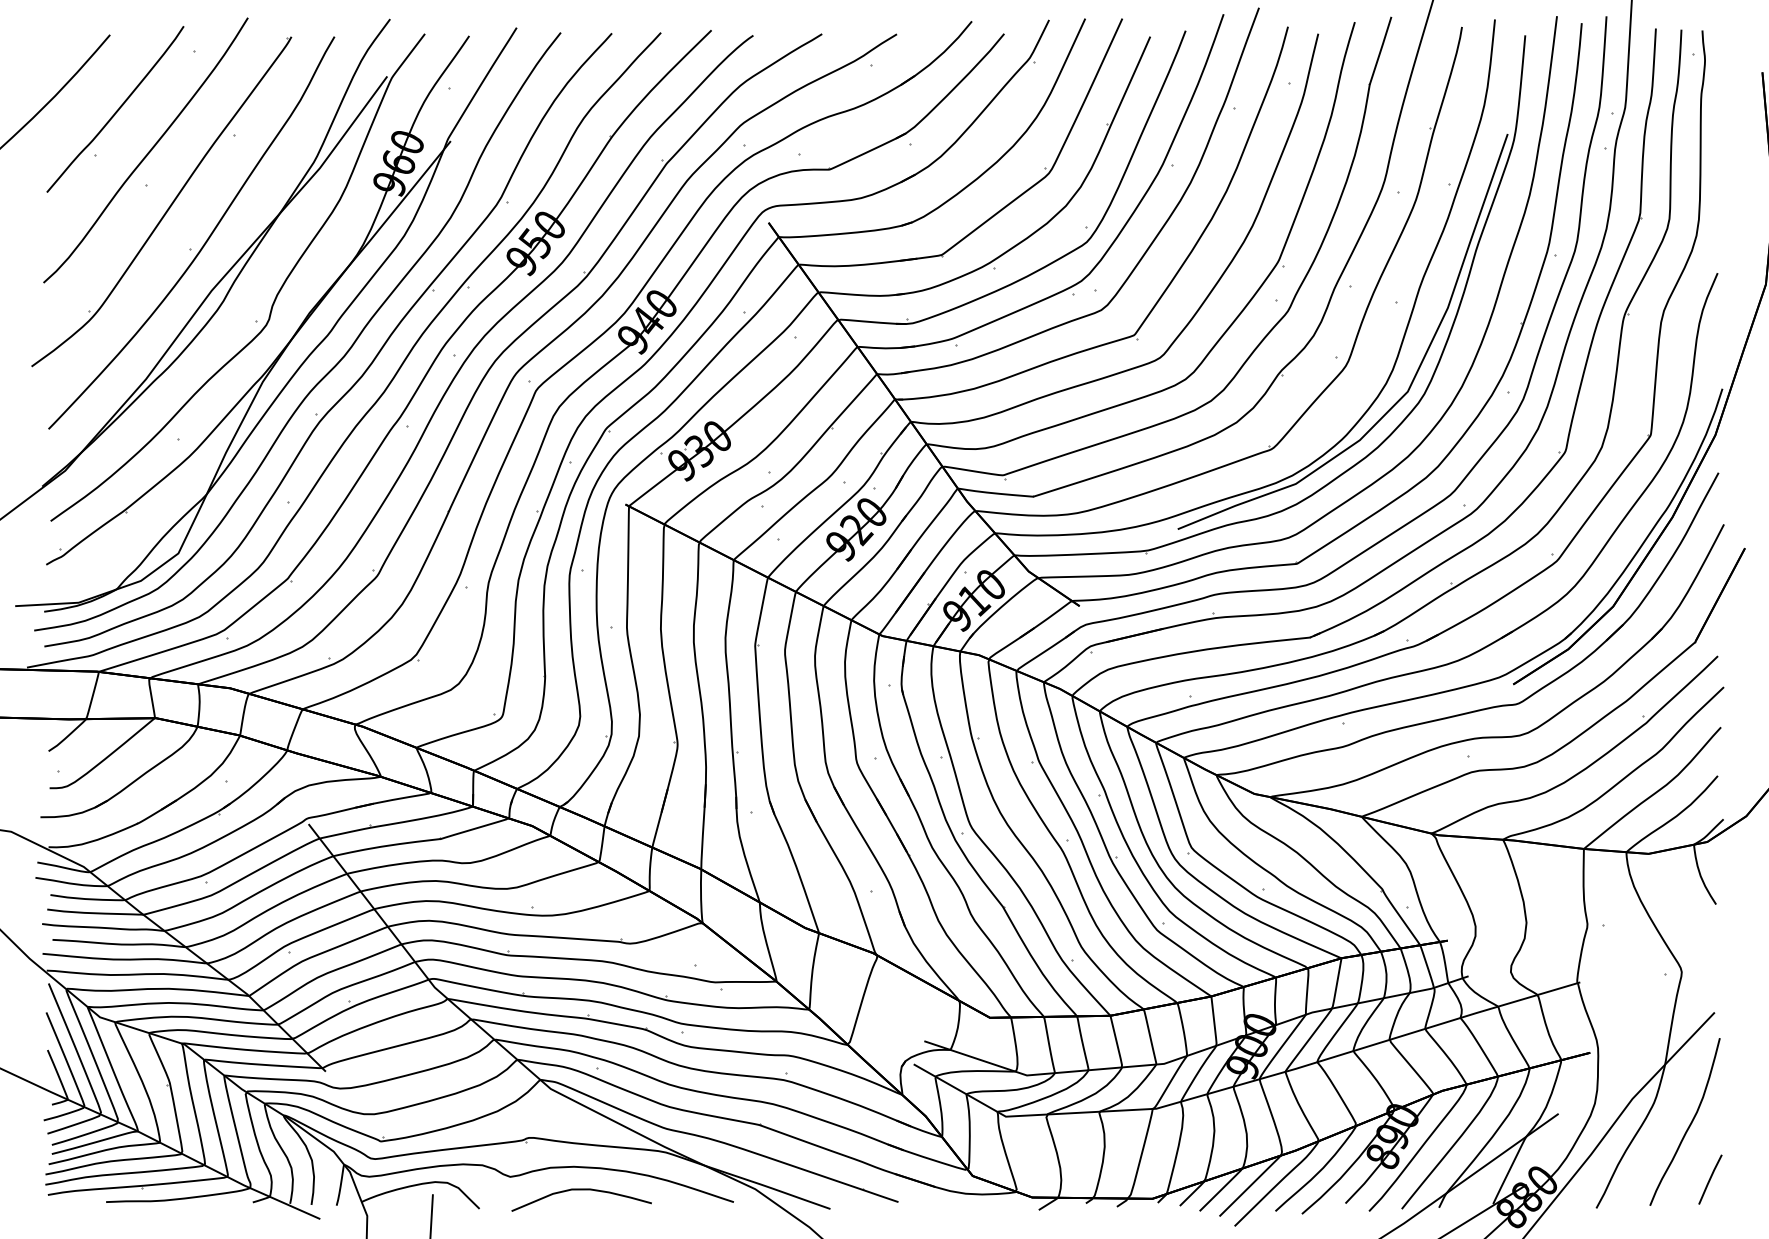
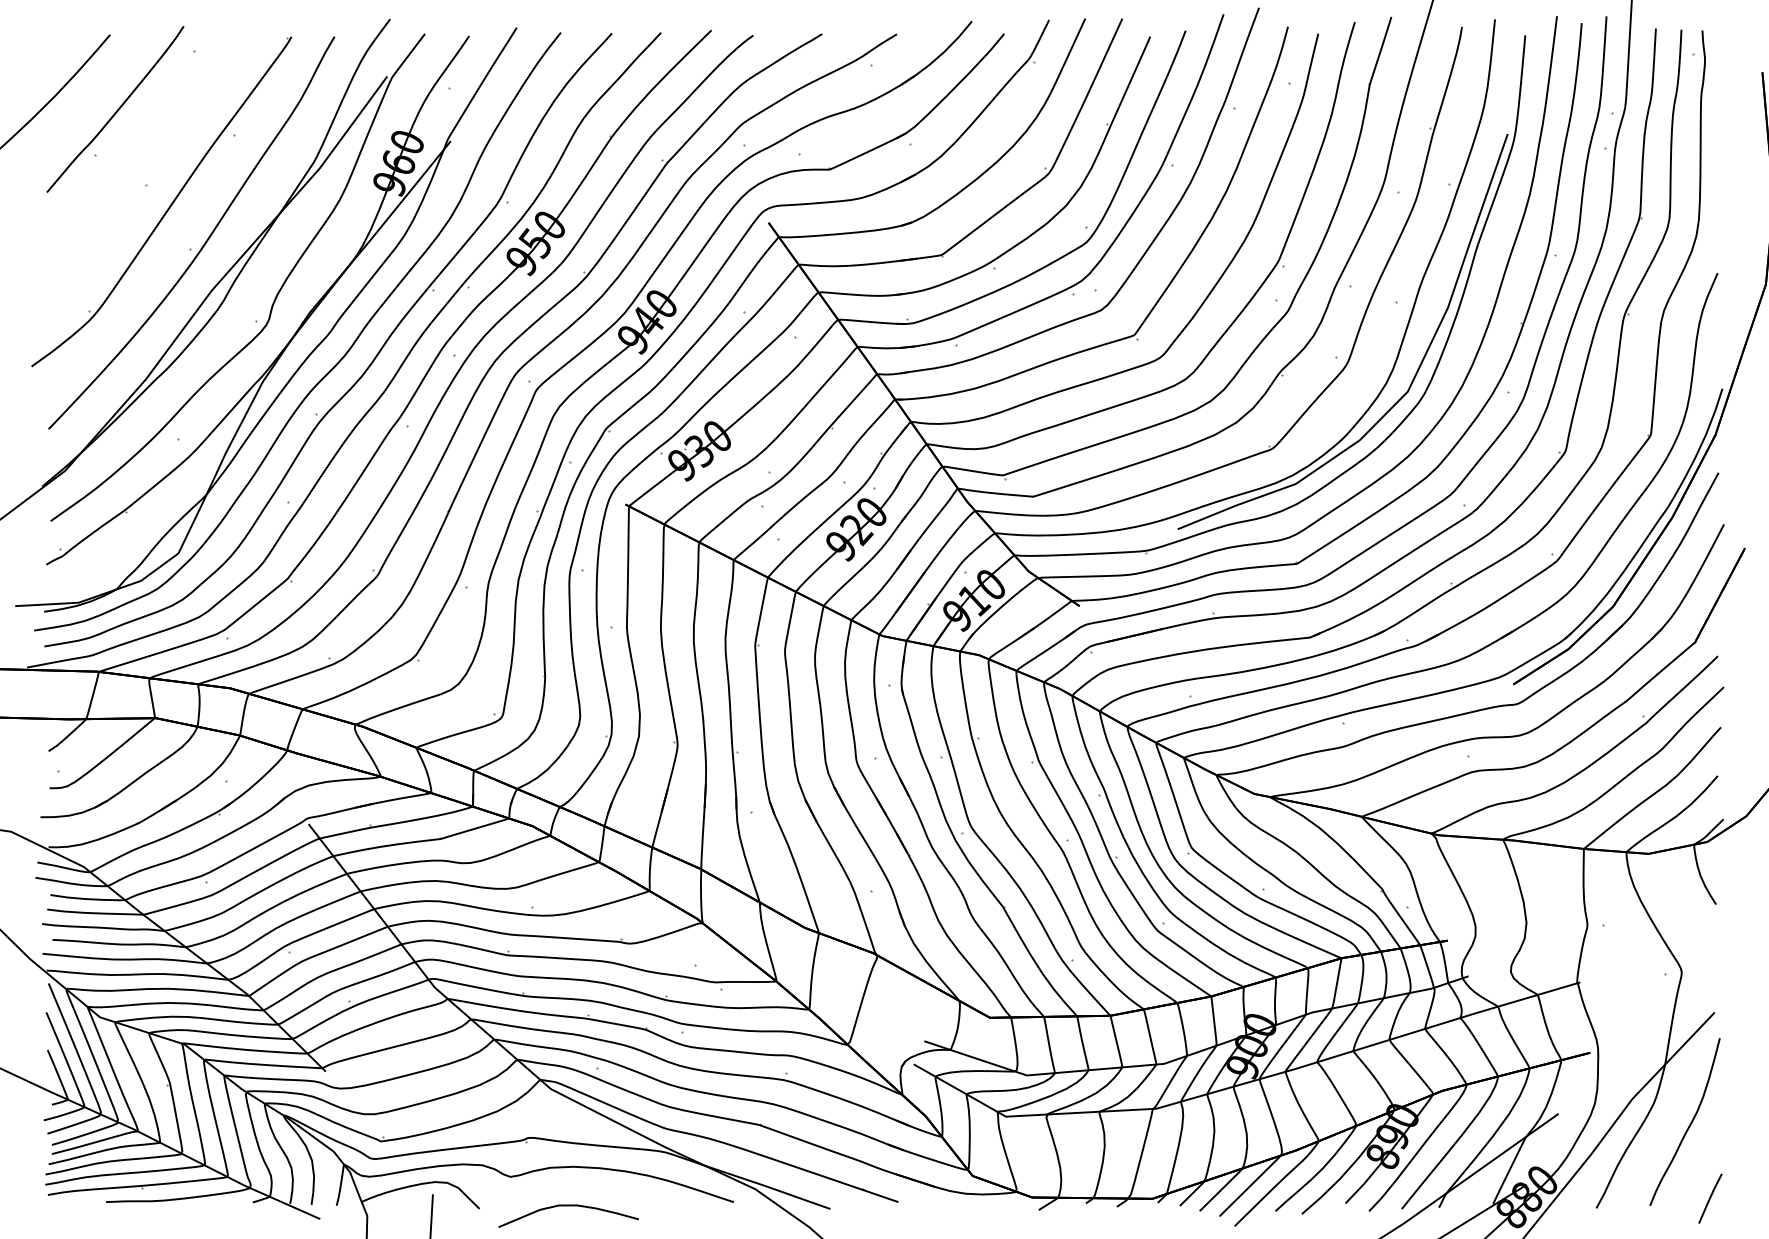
curve: present -> none (147, 152)
line position: (1710, 1179) -> (1710, 1198) (1710, 1198)
curve position: (581, 1190) -> (568, 1206) (568, 1206)
